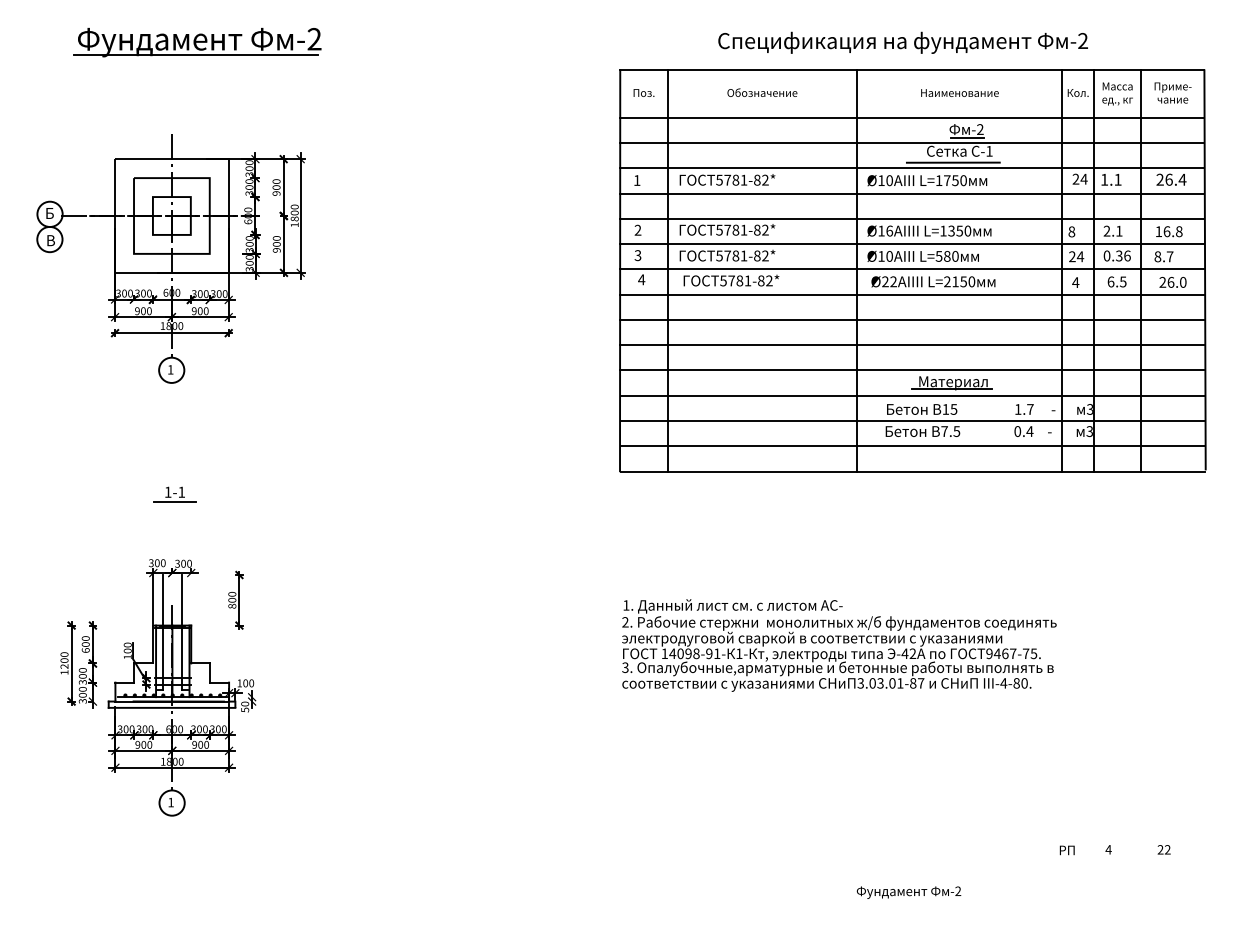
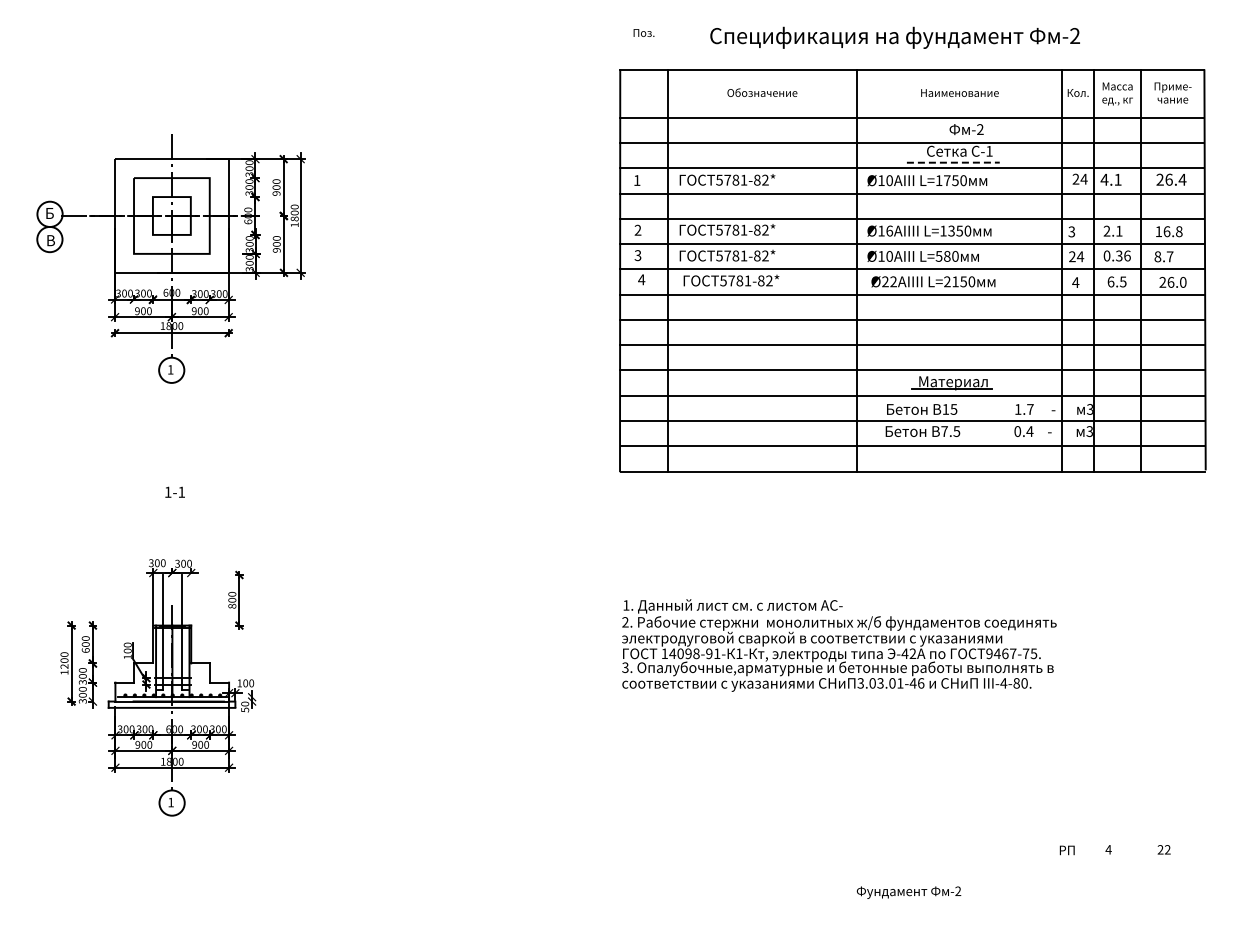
part: present -> none (197, 42)
text position: (902, 42) -> (894, 37) (894, 37)
text position: (643, 92) -> (643, 32) (643, 32)
line: present -> none (967, 138)
line: solid -> dashed (953, 162)
text: 1.1 -> 4.1 (1104, 179)
text: 8 -> 3 (1071, 231)
line: present -> none (174, 502)
text: 3.03.01-87 -> 3.03.01-46 (916, 683)
